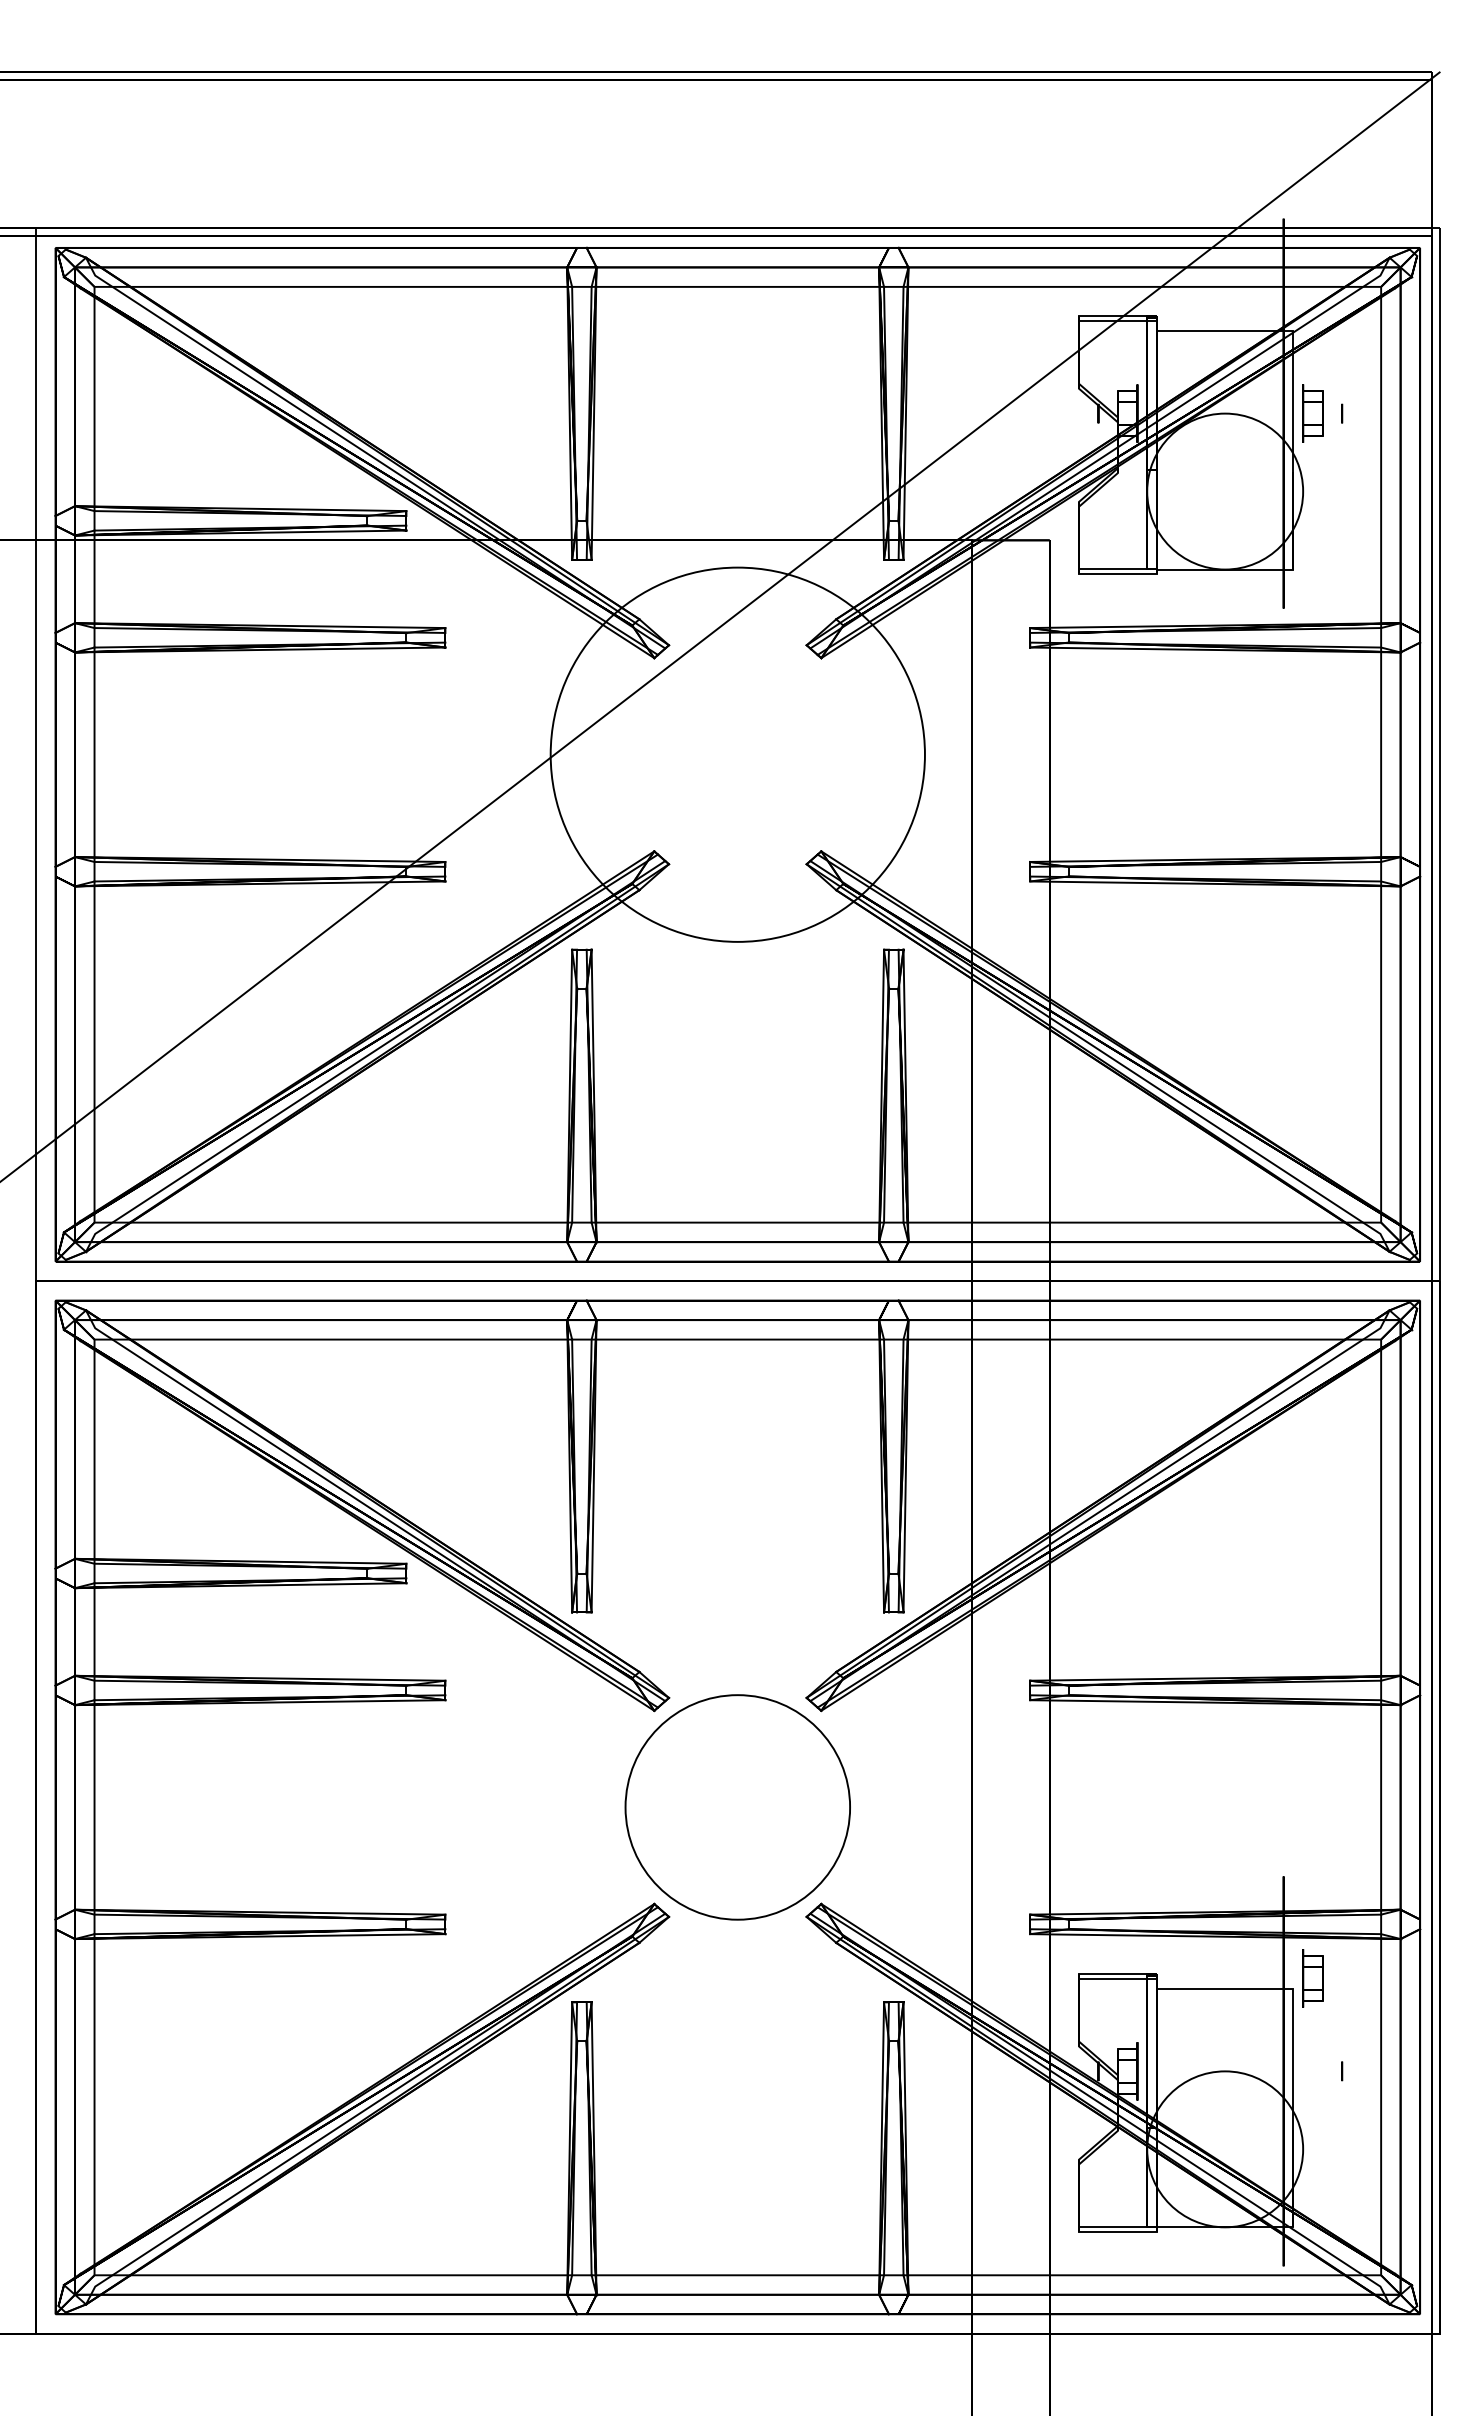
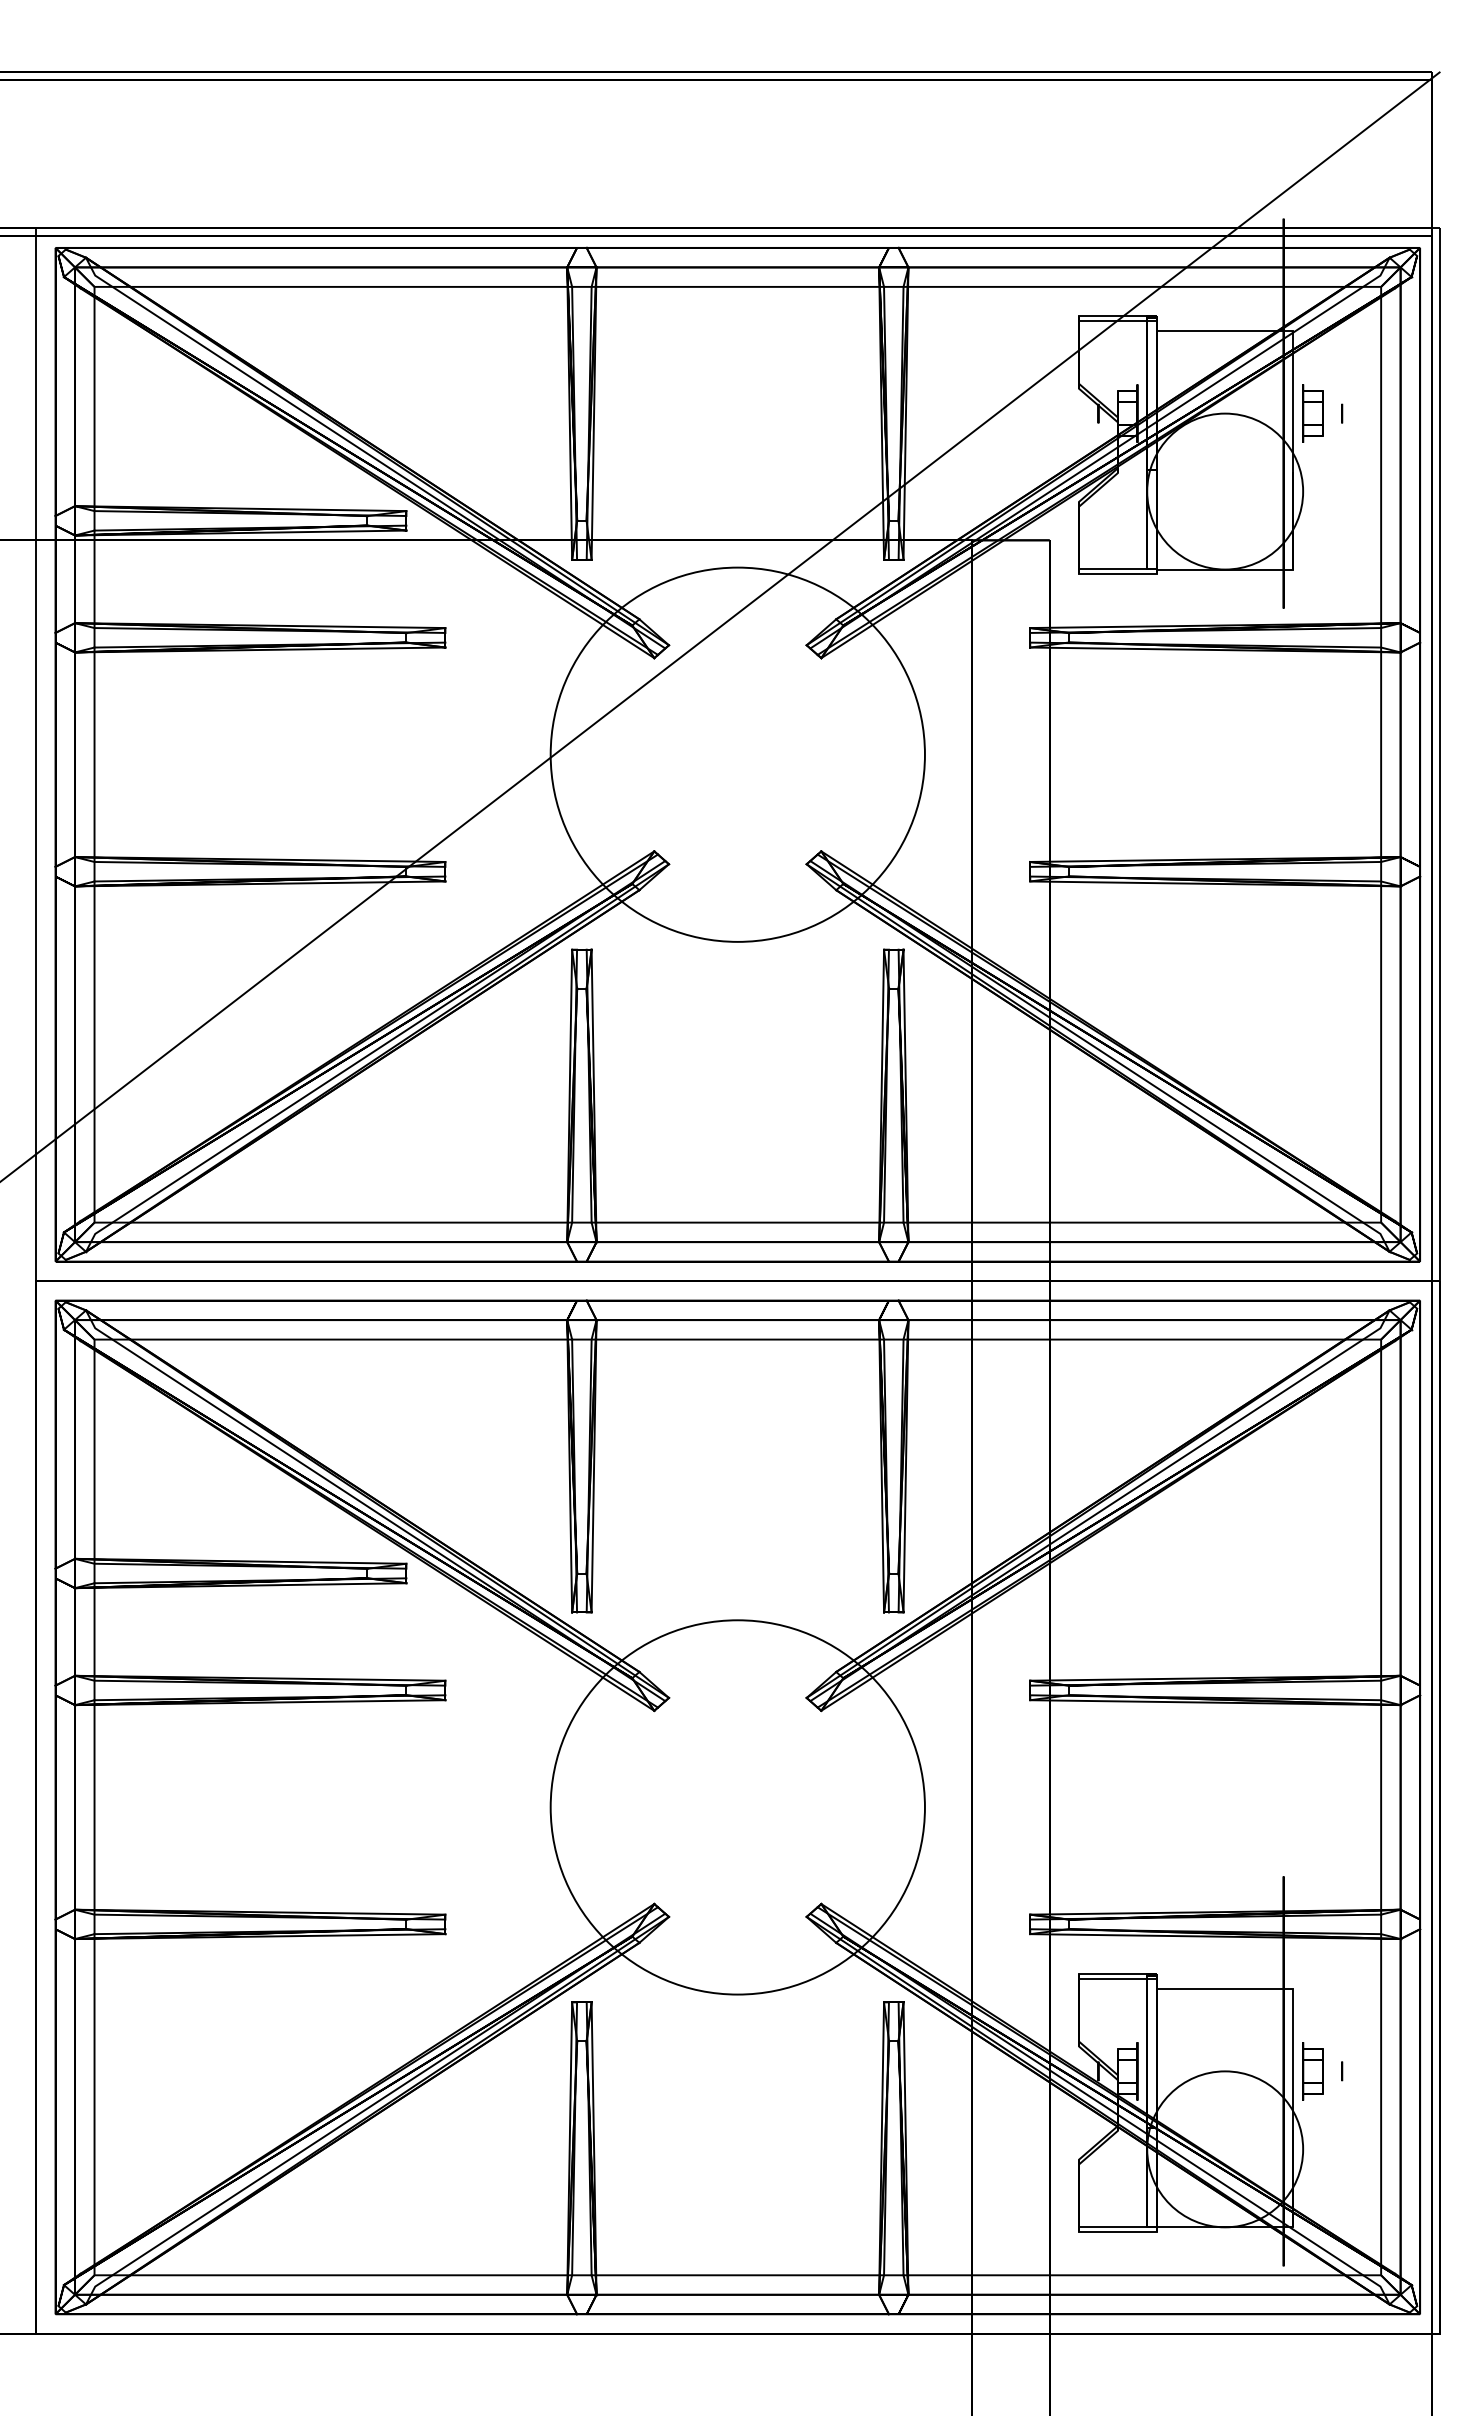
circle diameter: 225 px -> 374 px (737, 1807)
part position: (1312, 1978) -> (1312, 2071) (1312, 2071)
